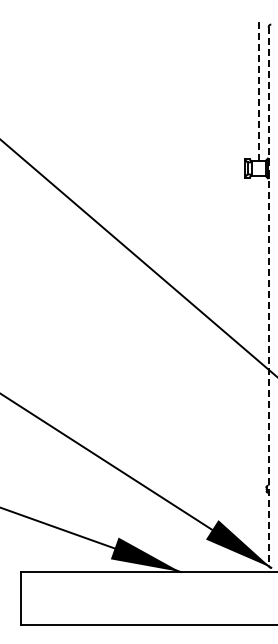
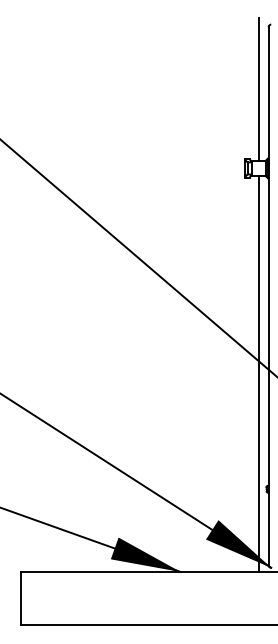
line: dashed -> solid (259, 89)
line: dashed -> solid (268, 296)
line: none -> present (259, 374)
